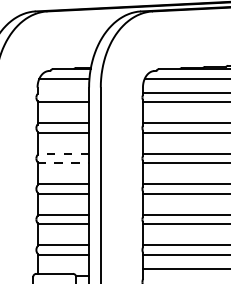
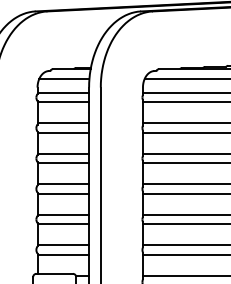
line: none -> present (63, 92)
line: dashed -> solid (63, 153)
line: dashed -> solid (63, 163)
line position: (184, 268) -> (184, 275) (184, 275)
